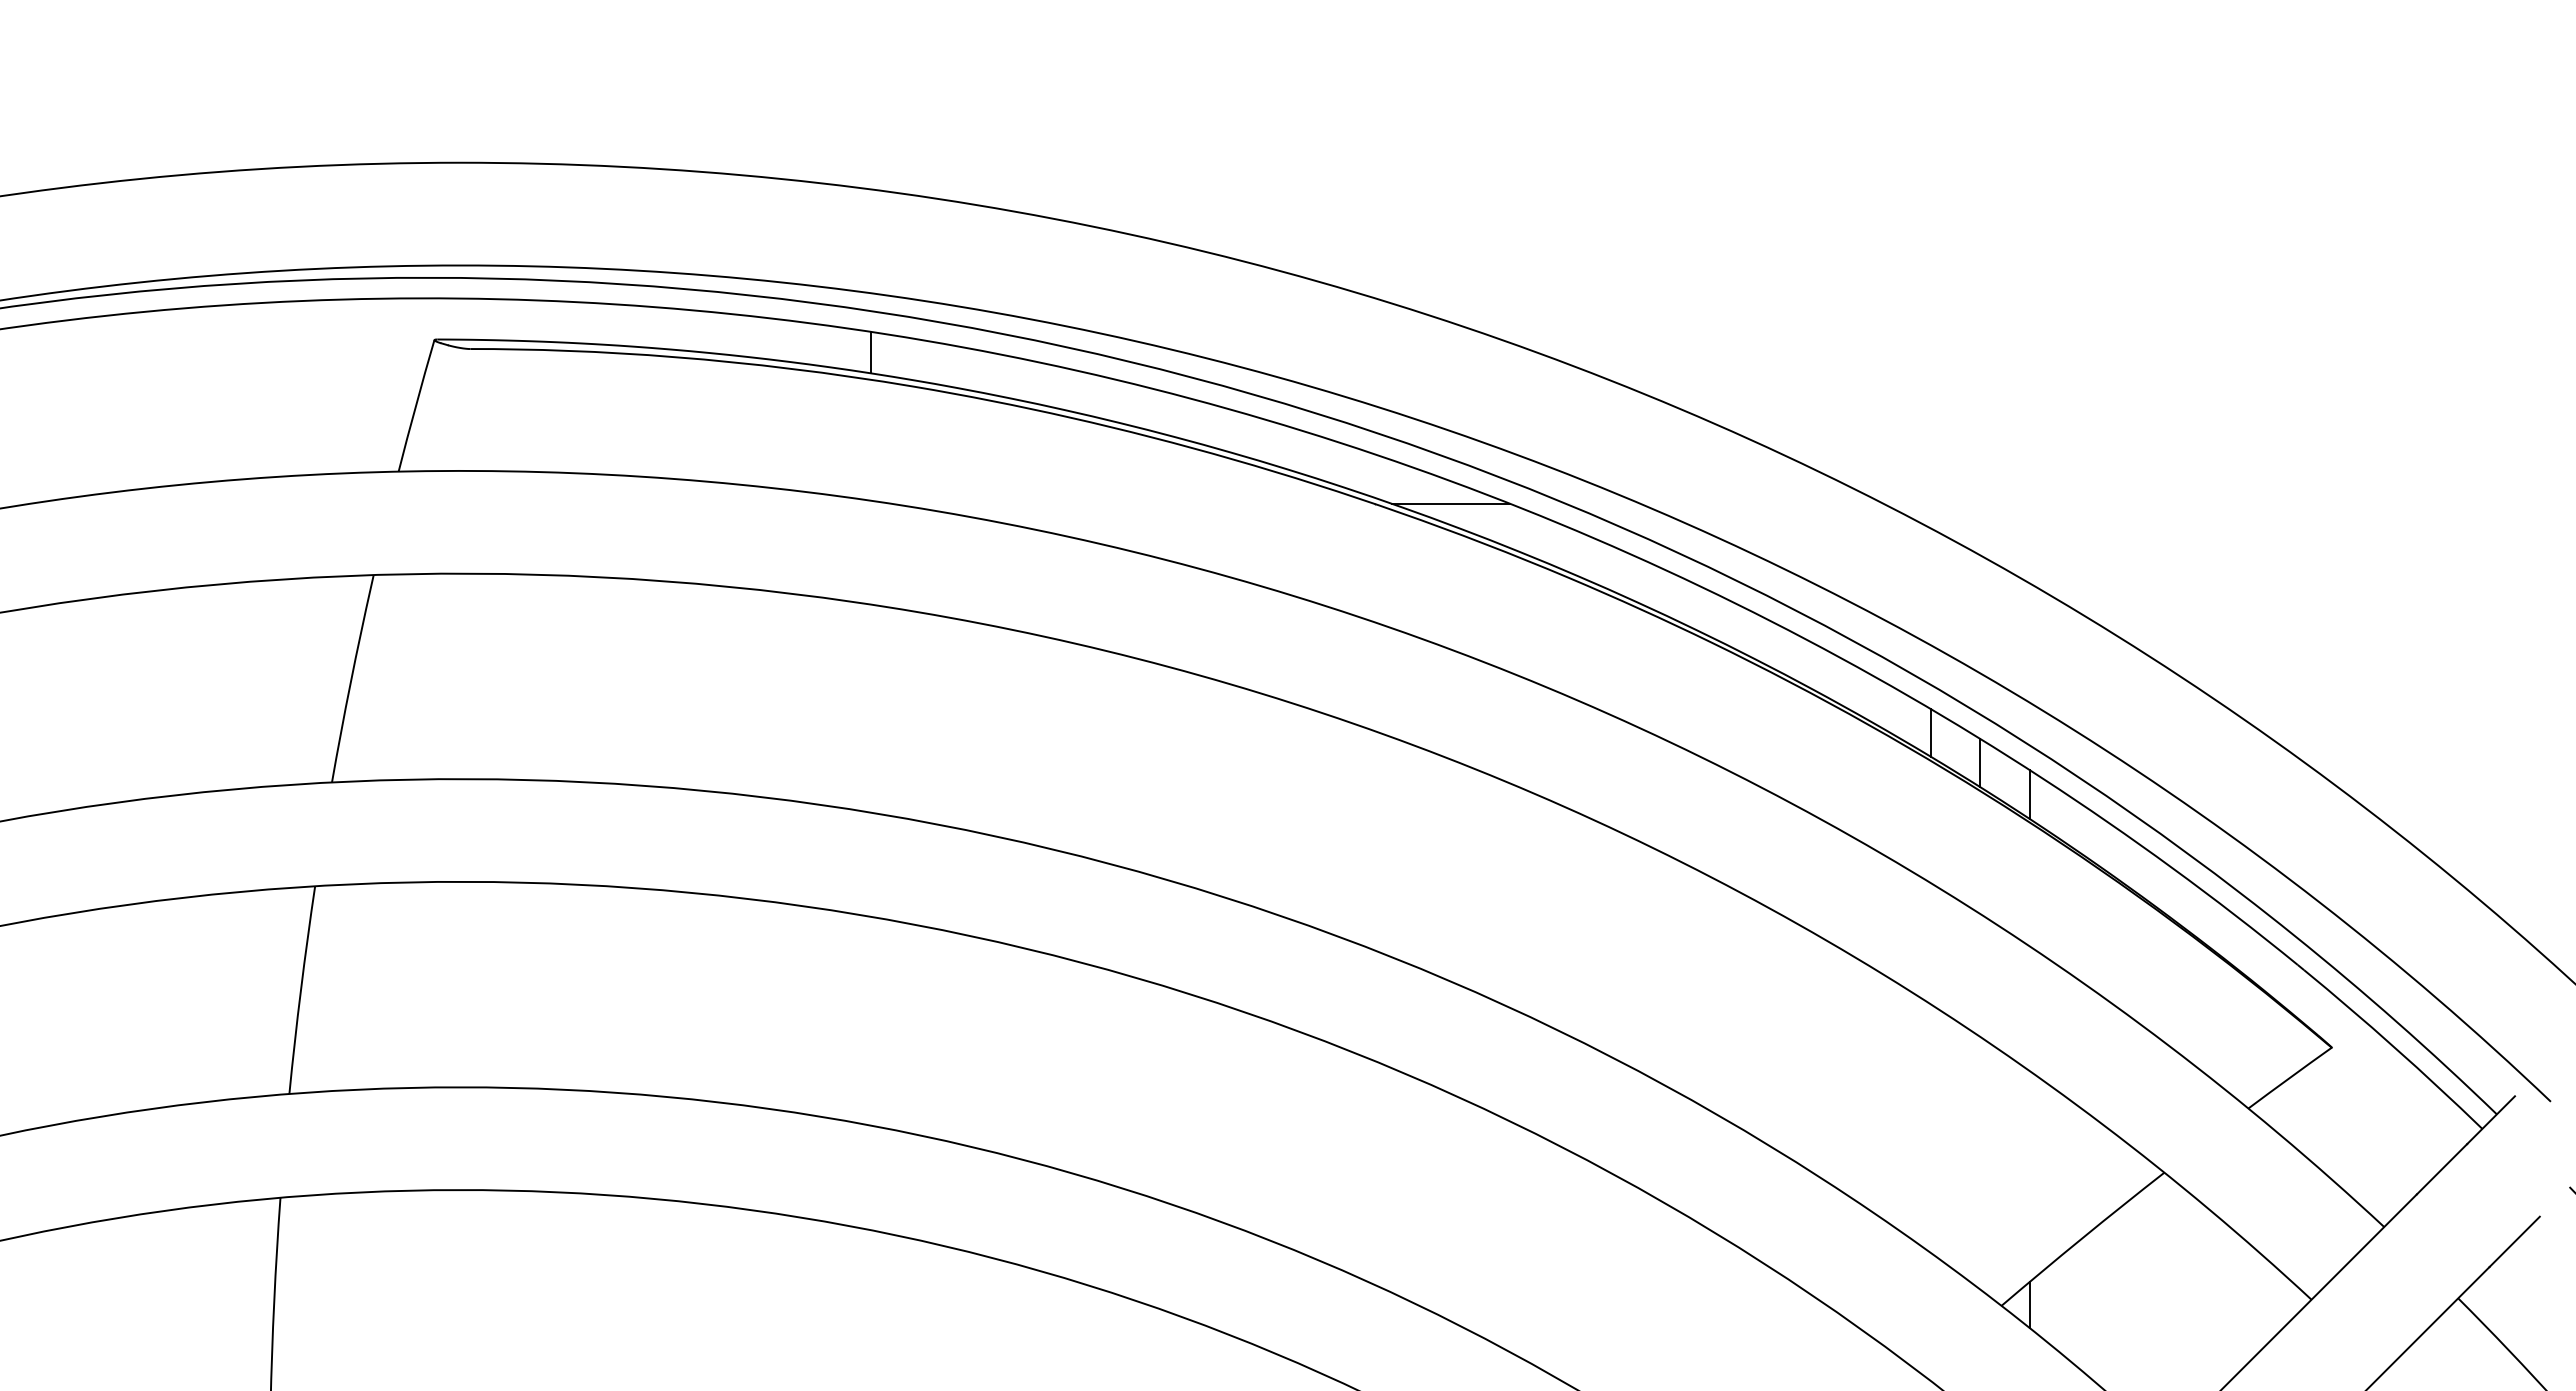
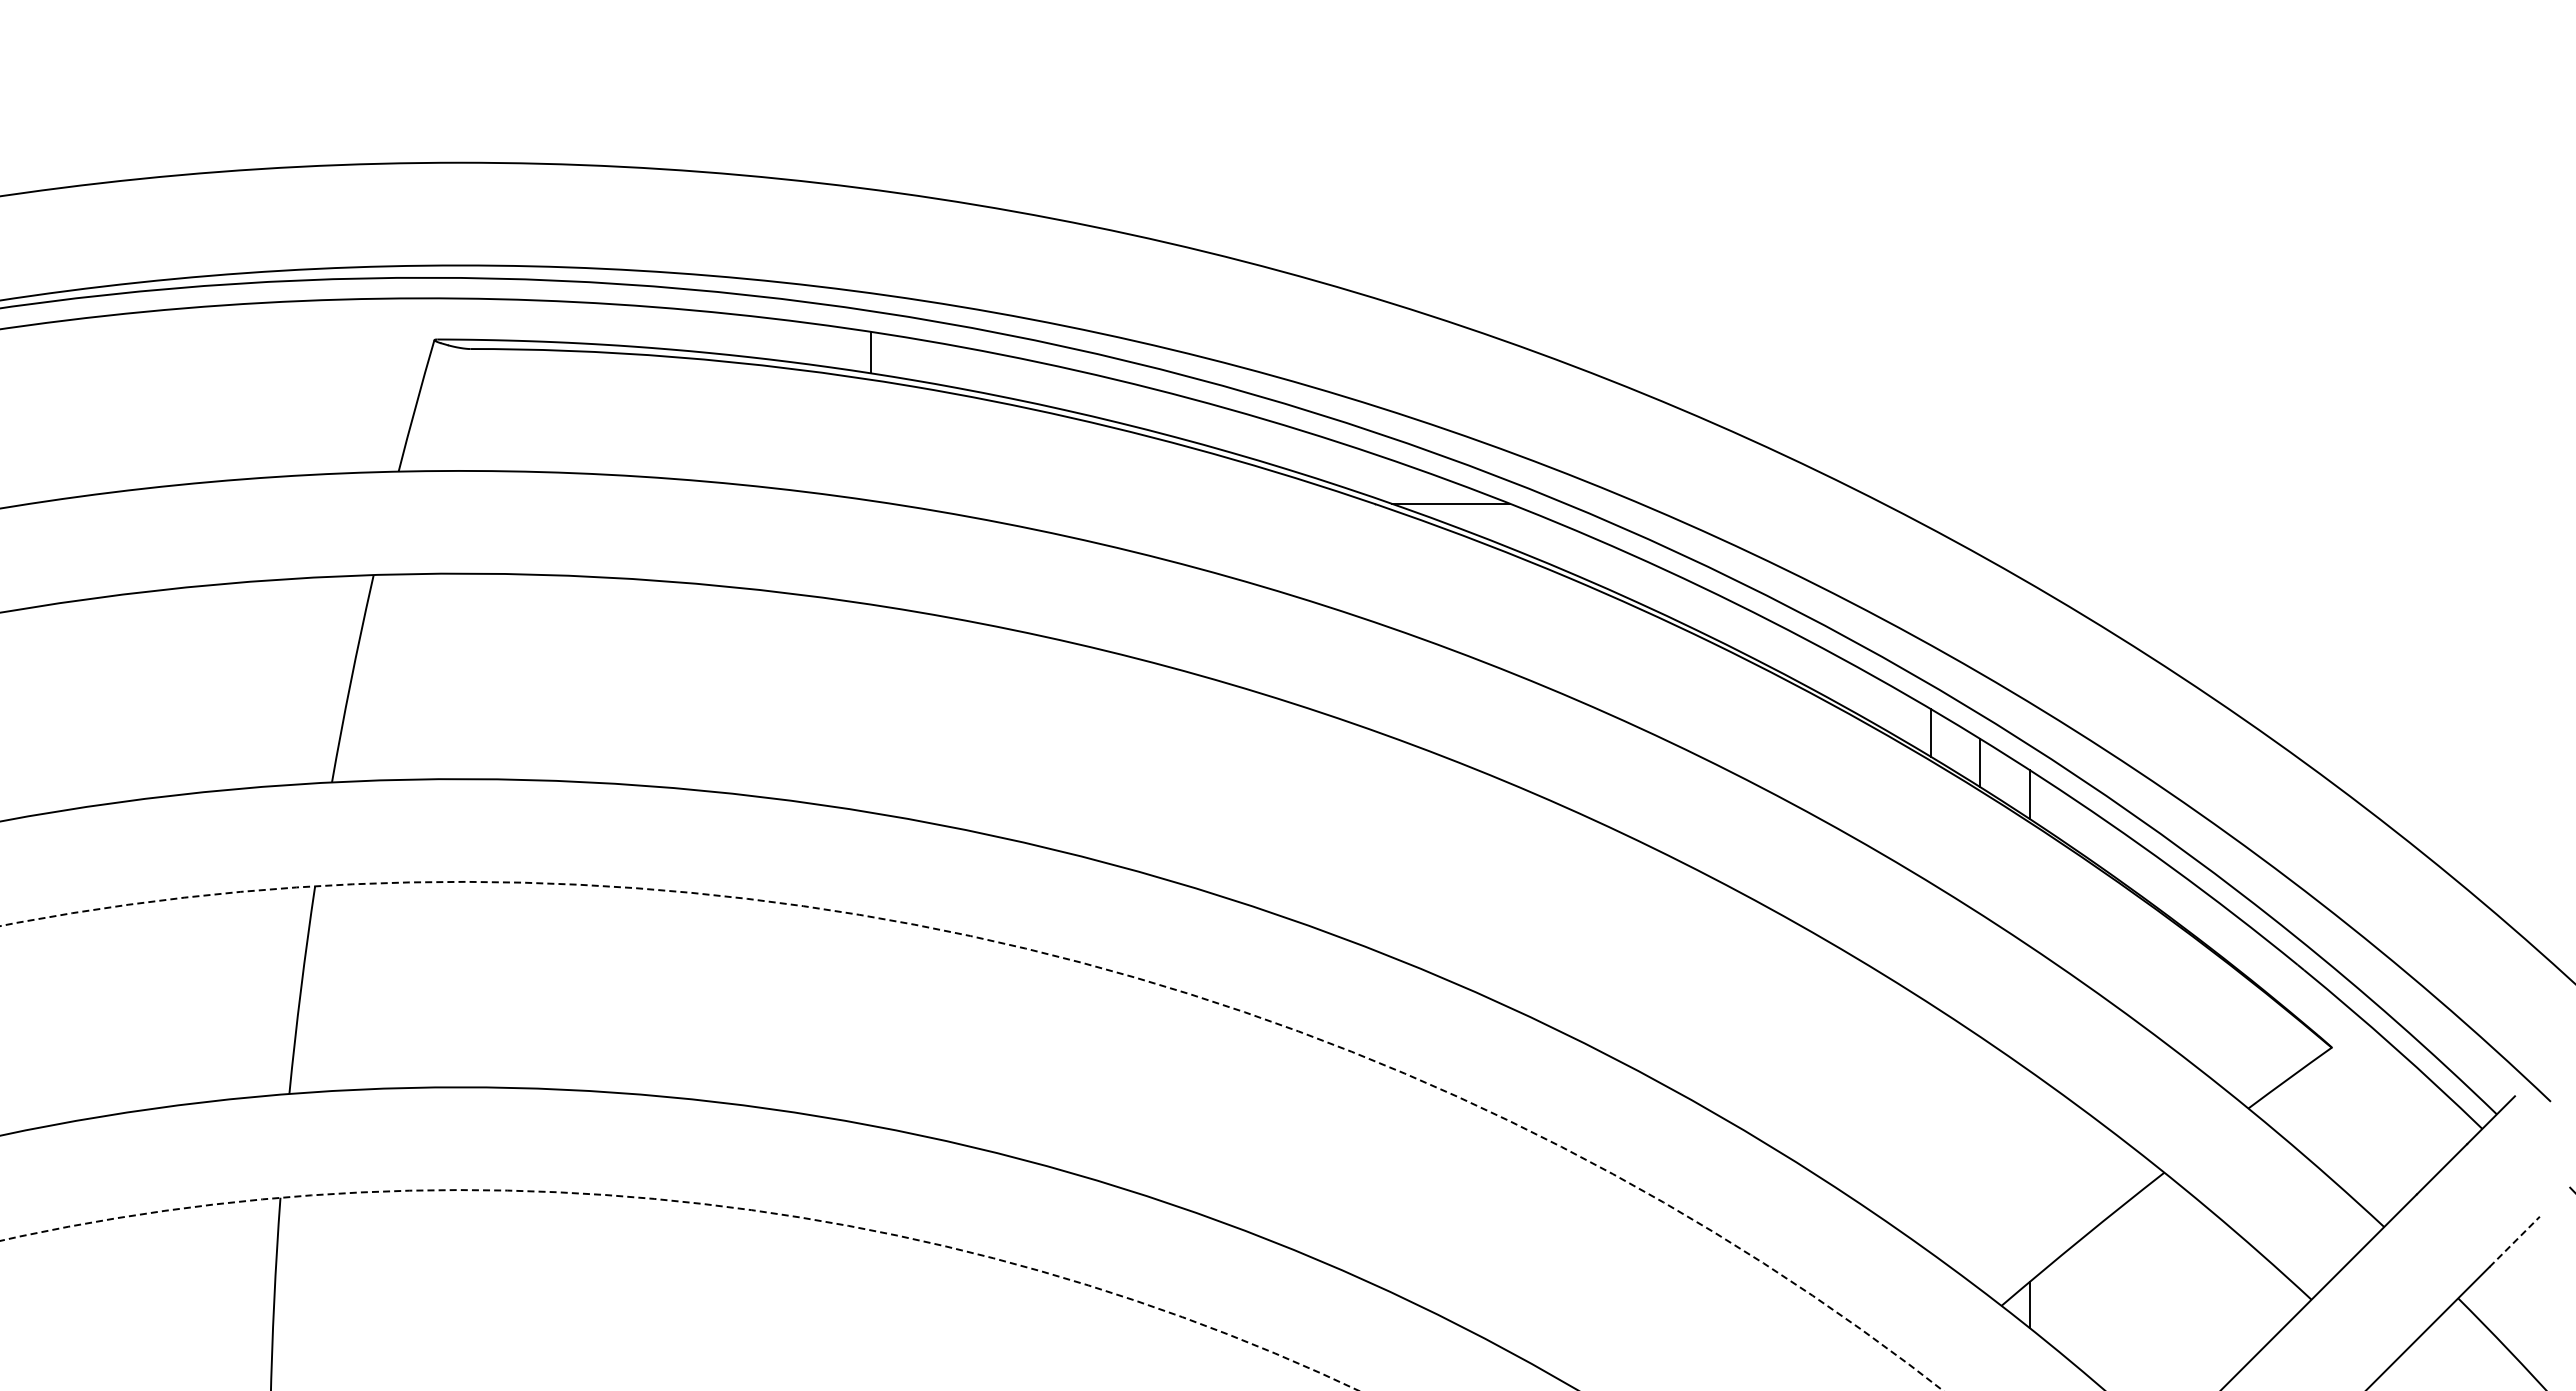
arc: solid -> dashed (1021, 947)
arc: solid -> dashed (689, 1202)
line: solid -> dashed (2514, 1241)
